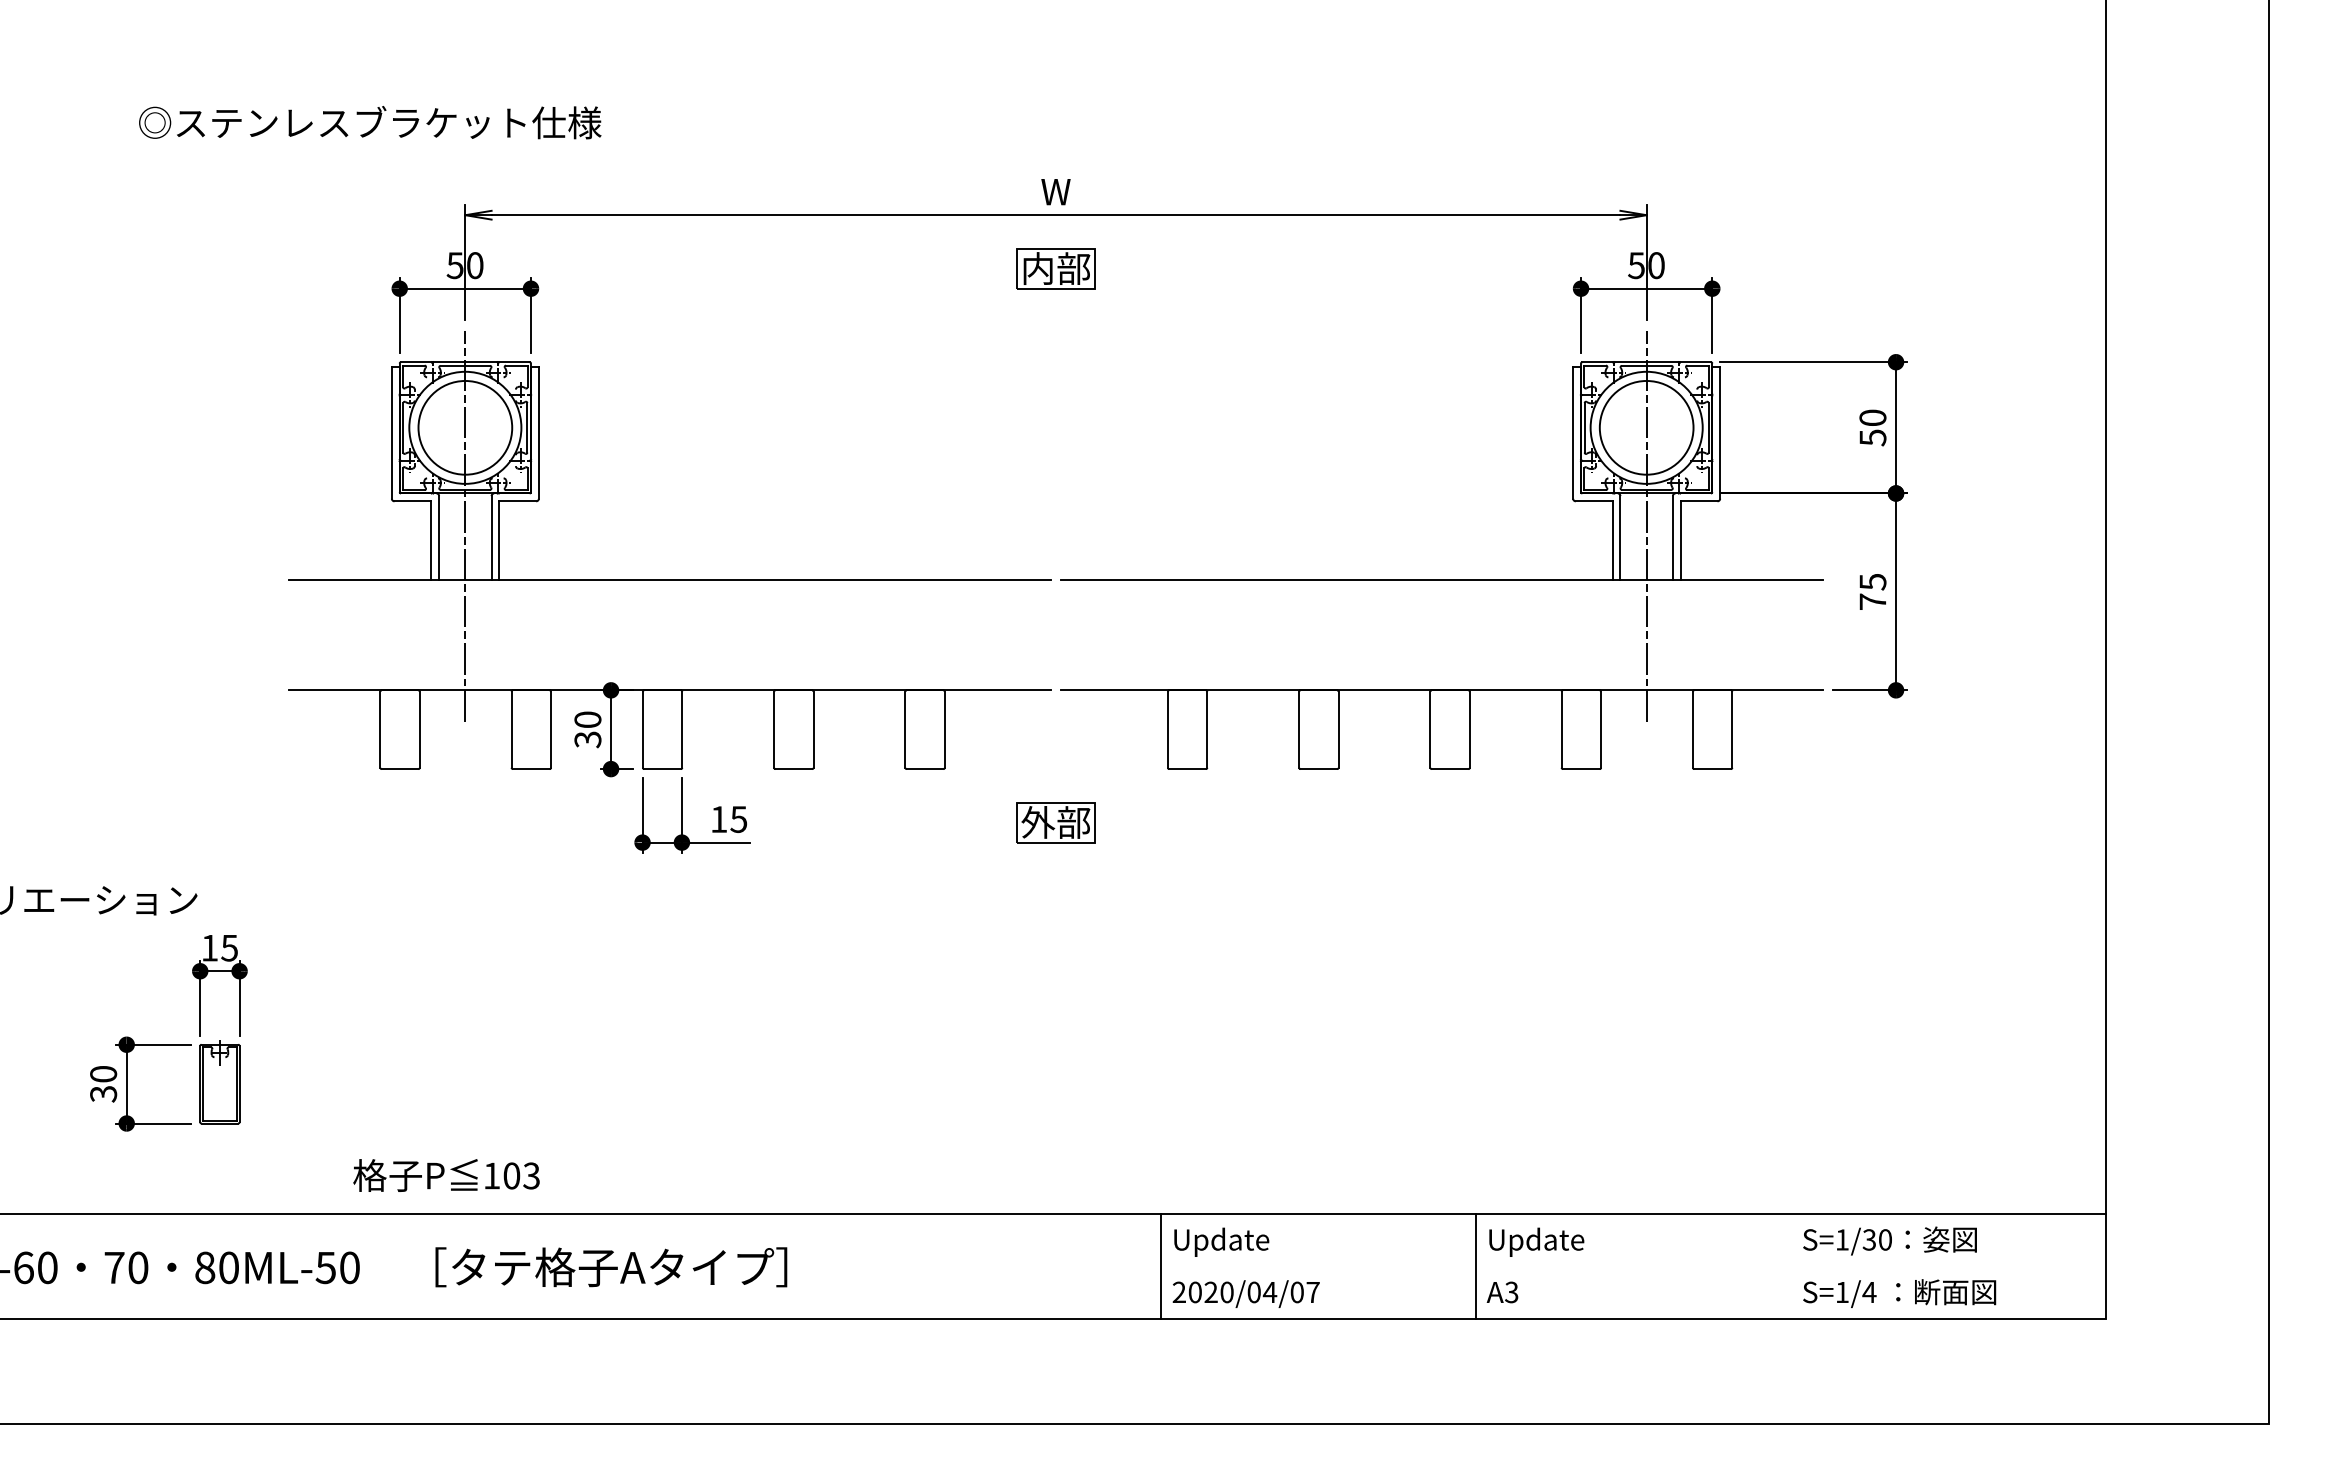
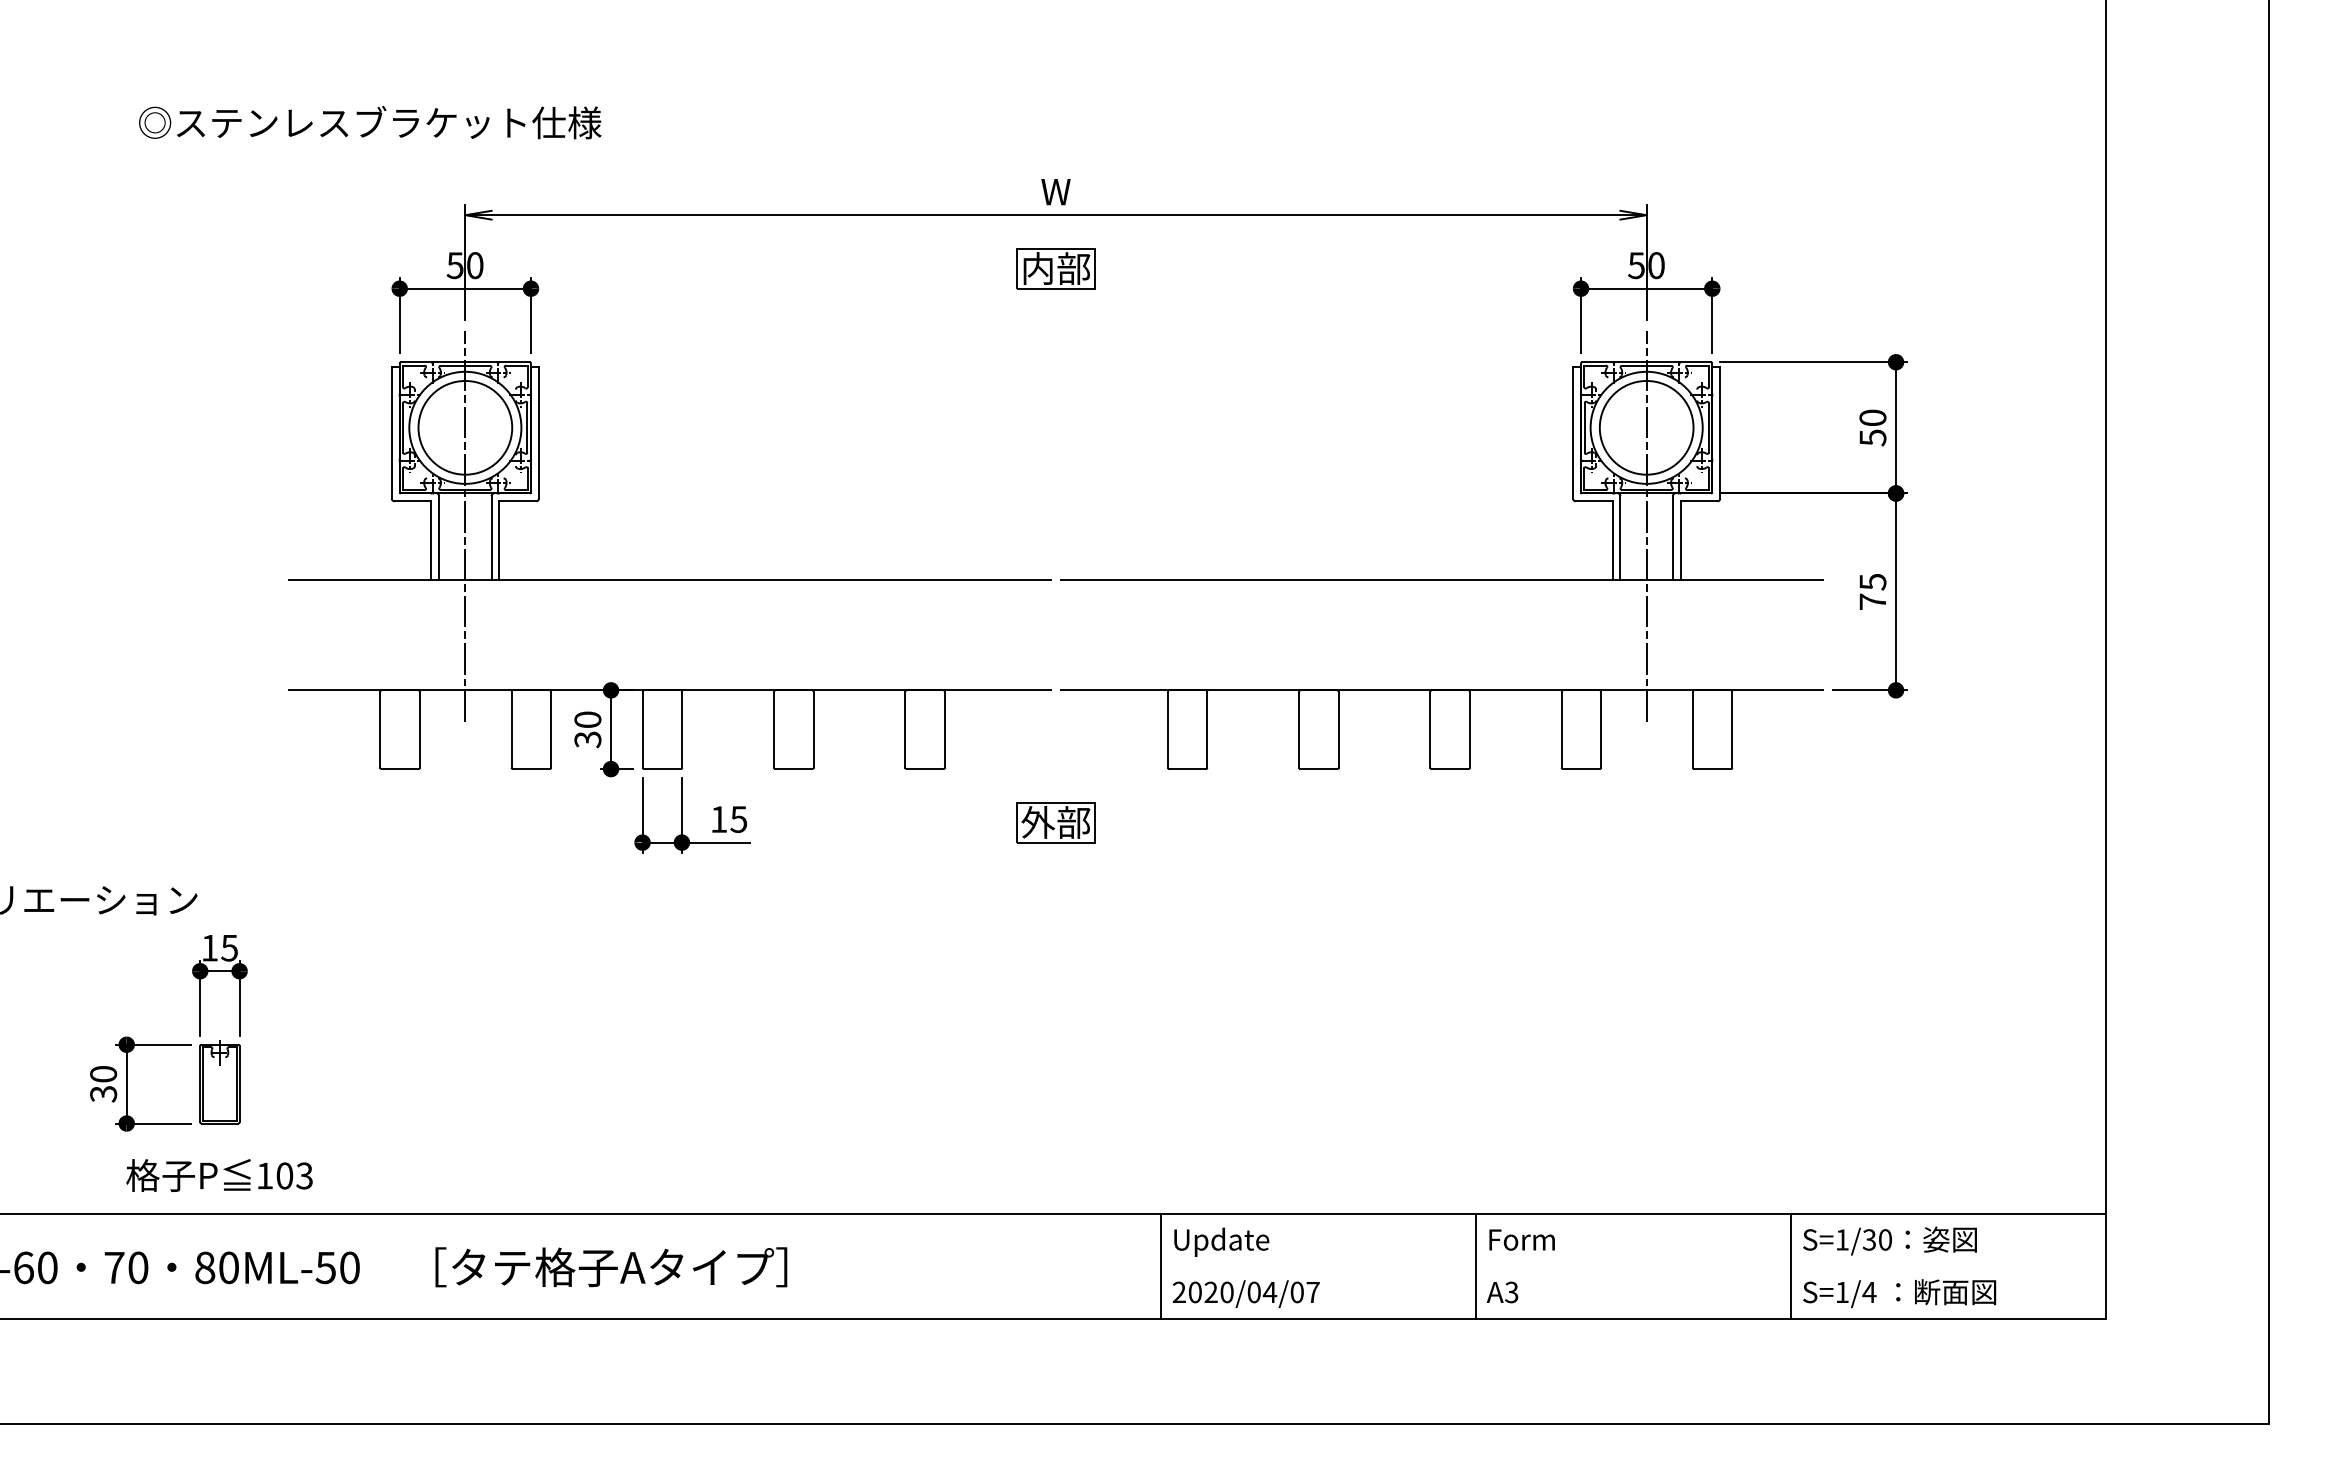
text position: (446, 1175) -> (219, 1175) (219, 1175)
text: Update -> Form (1536, 1241)
line: none -> present (1791, 1265)
